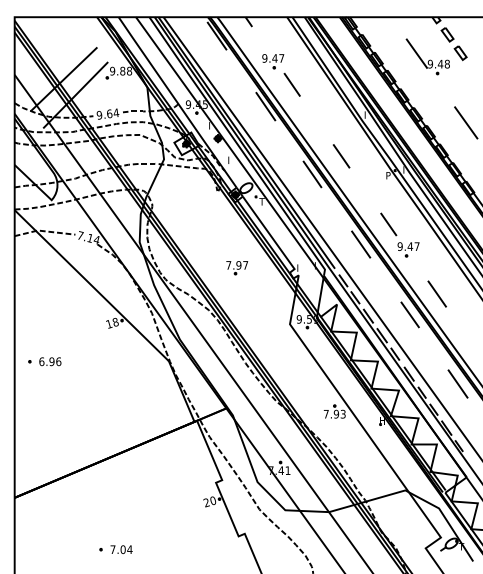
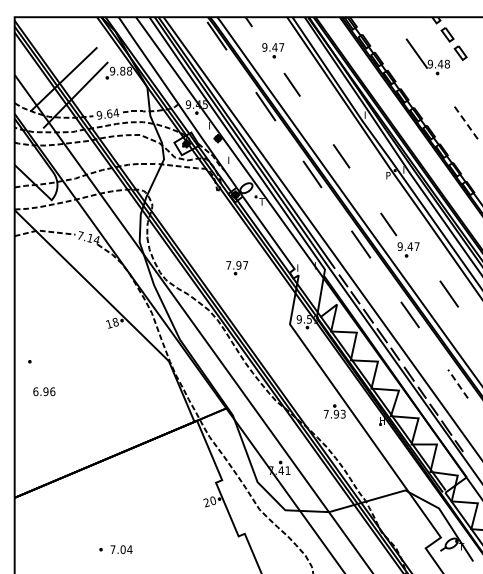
part position: (273, 61) -> (273, 50) (273, 50)
line: solid -> dashed (465, 122)
line position: (436, 293) -> (448, 293) (448, 293)
text position: (50, 361) -> (44, 391) (44, 391)
line: solid -> dashed (457, 383)
